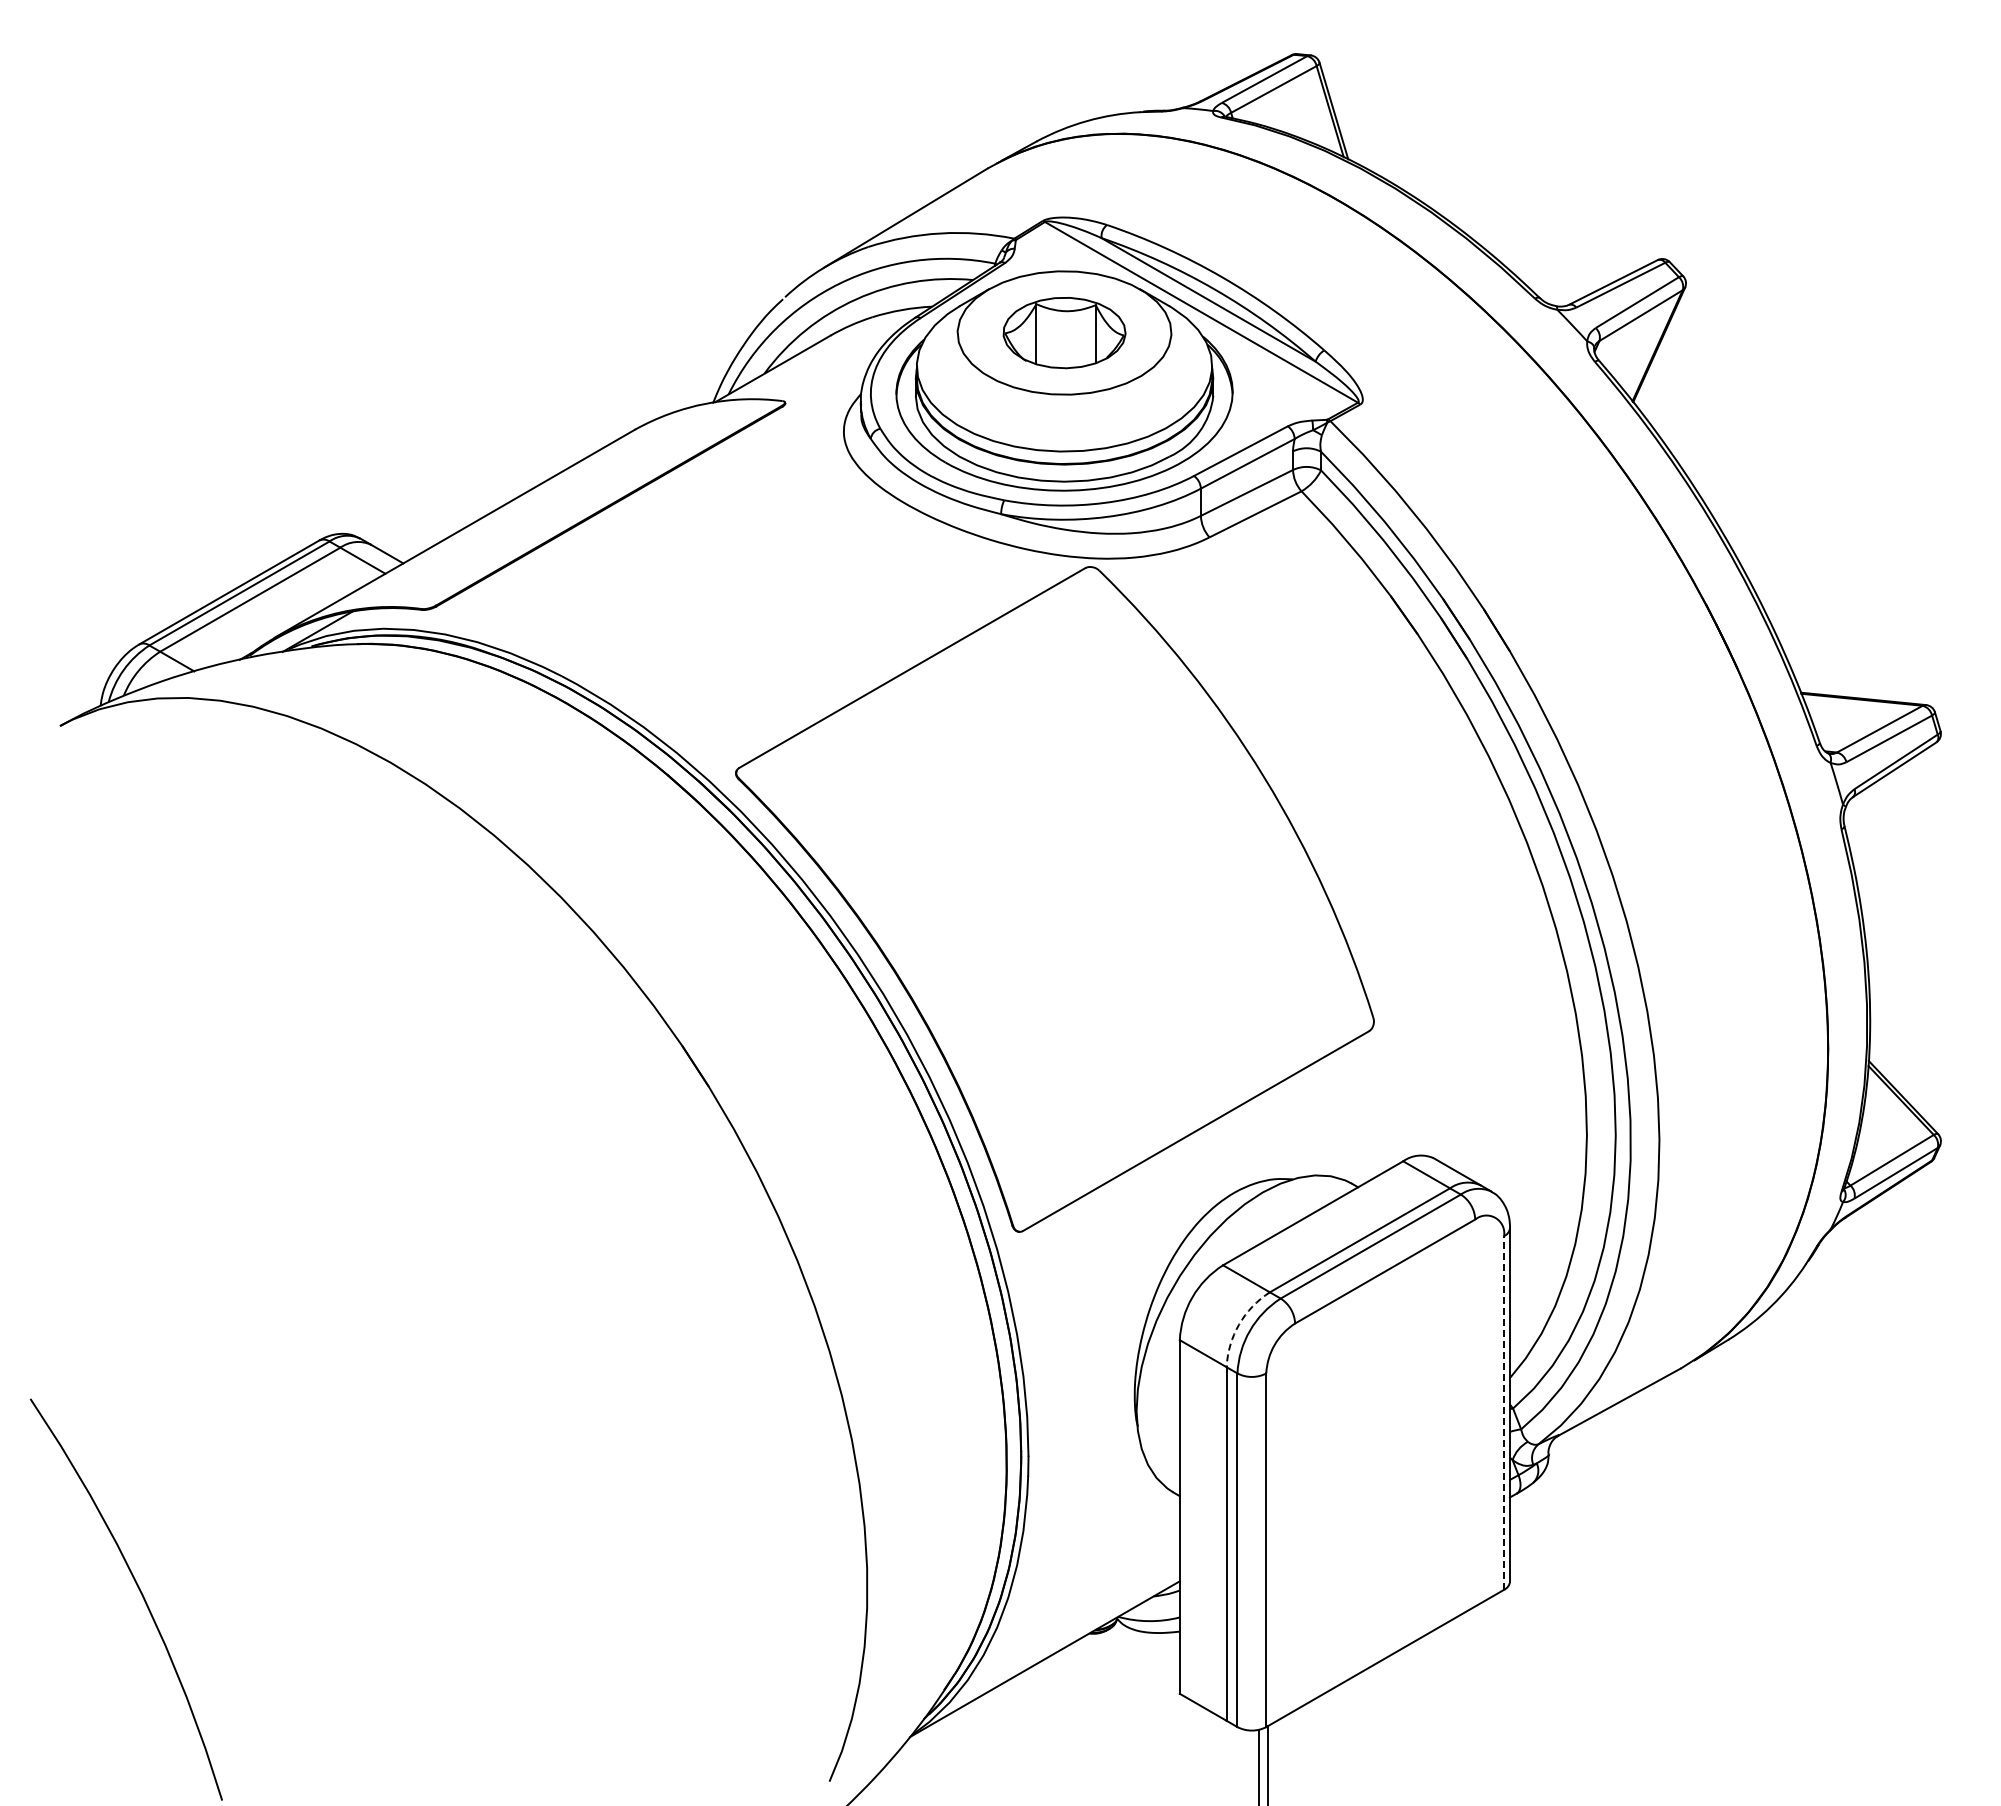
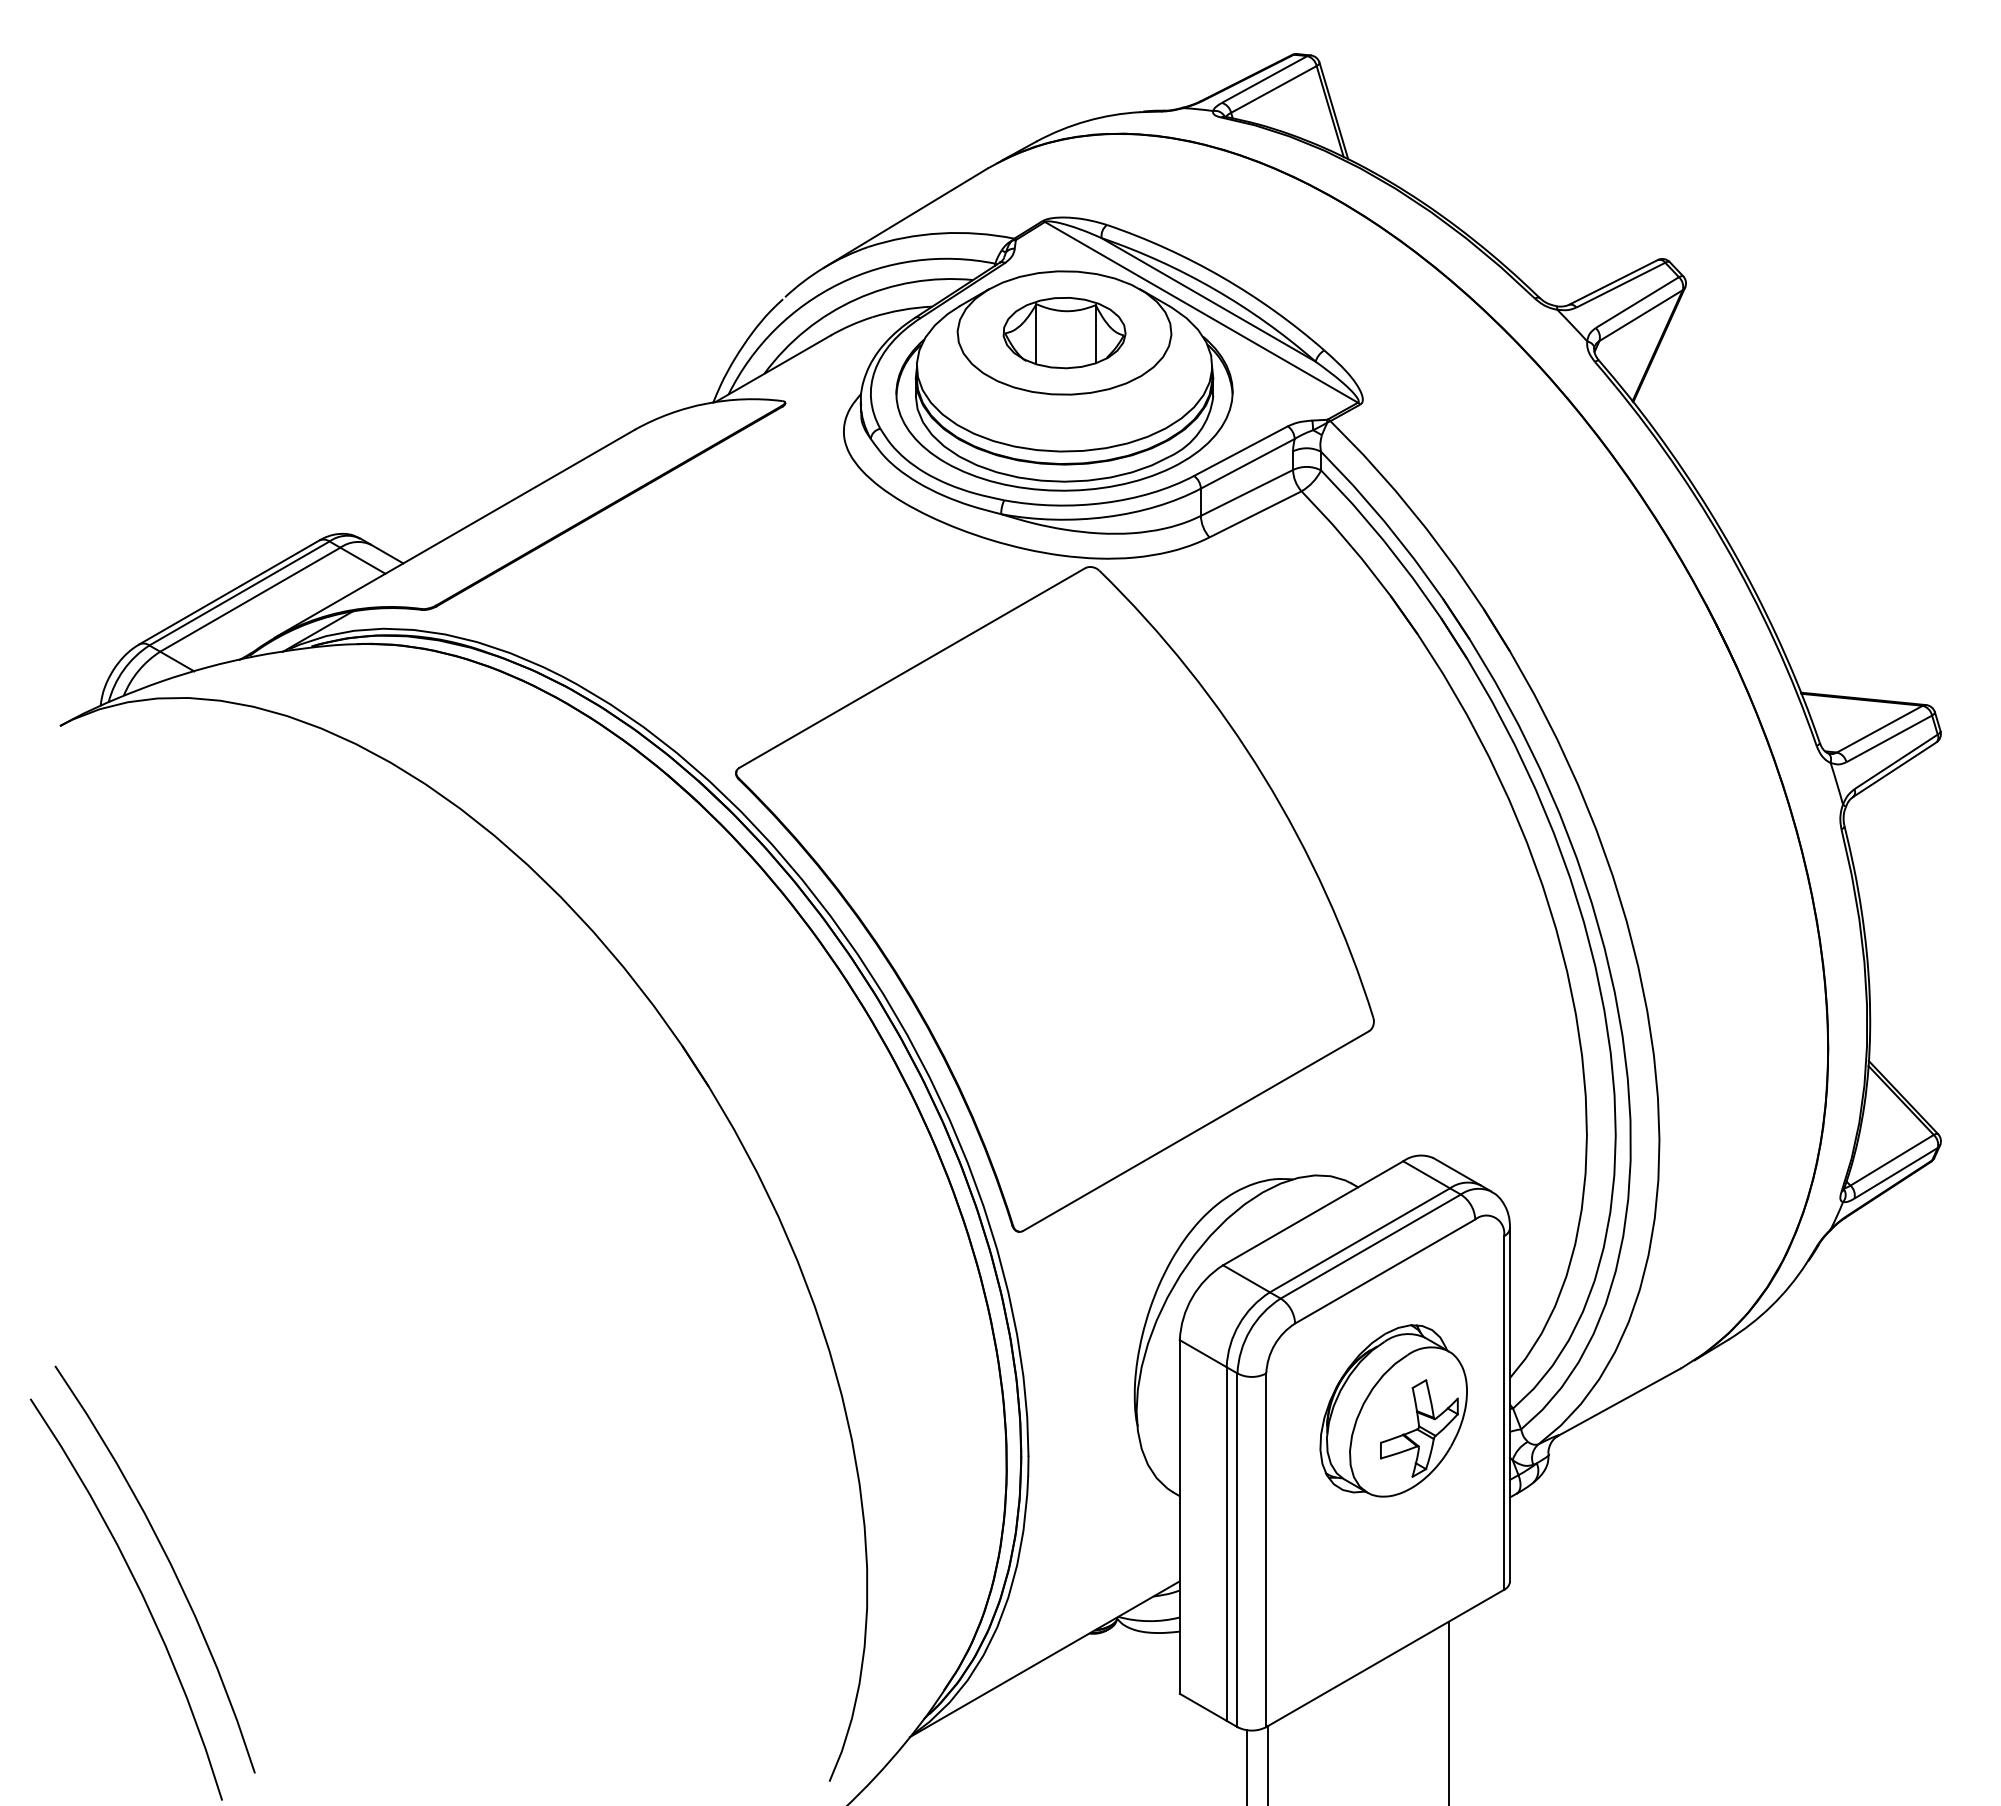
arc: dashed -> solid (1239, 1324)
part: none -> present (1393, 1410)
line: dashed -> solid (1504, 1413)
curve: none -> present (168, 1562)
line: none -> present (1448, 1711)
line position: (1258, 1766) -> (1246, 1766) (1246, 1766)
